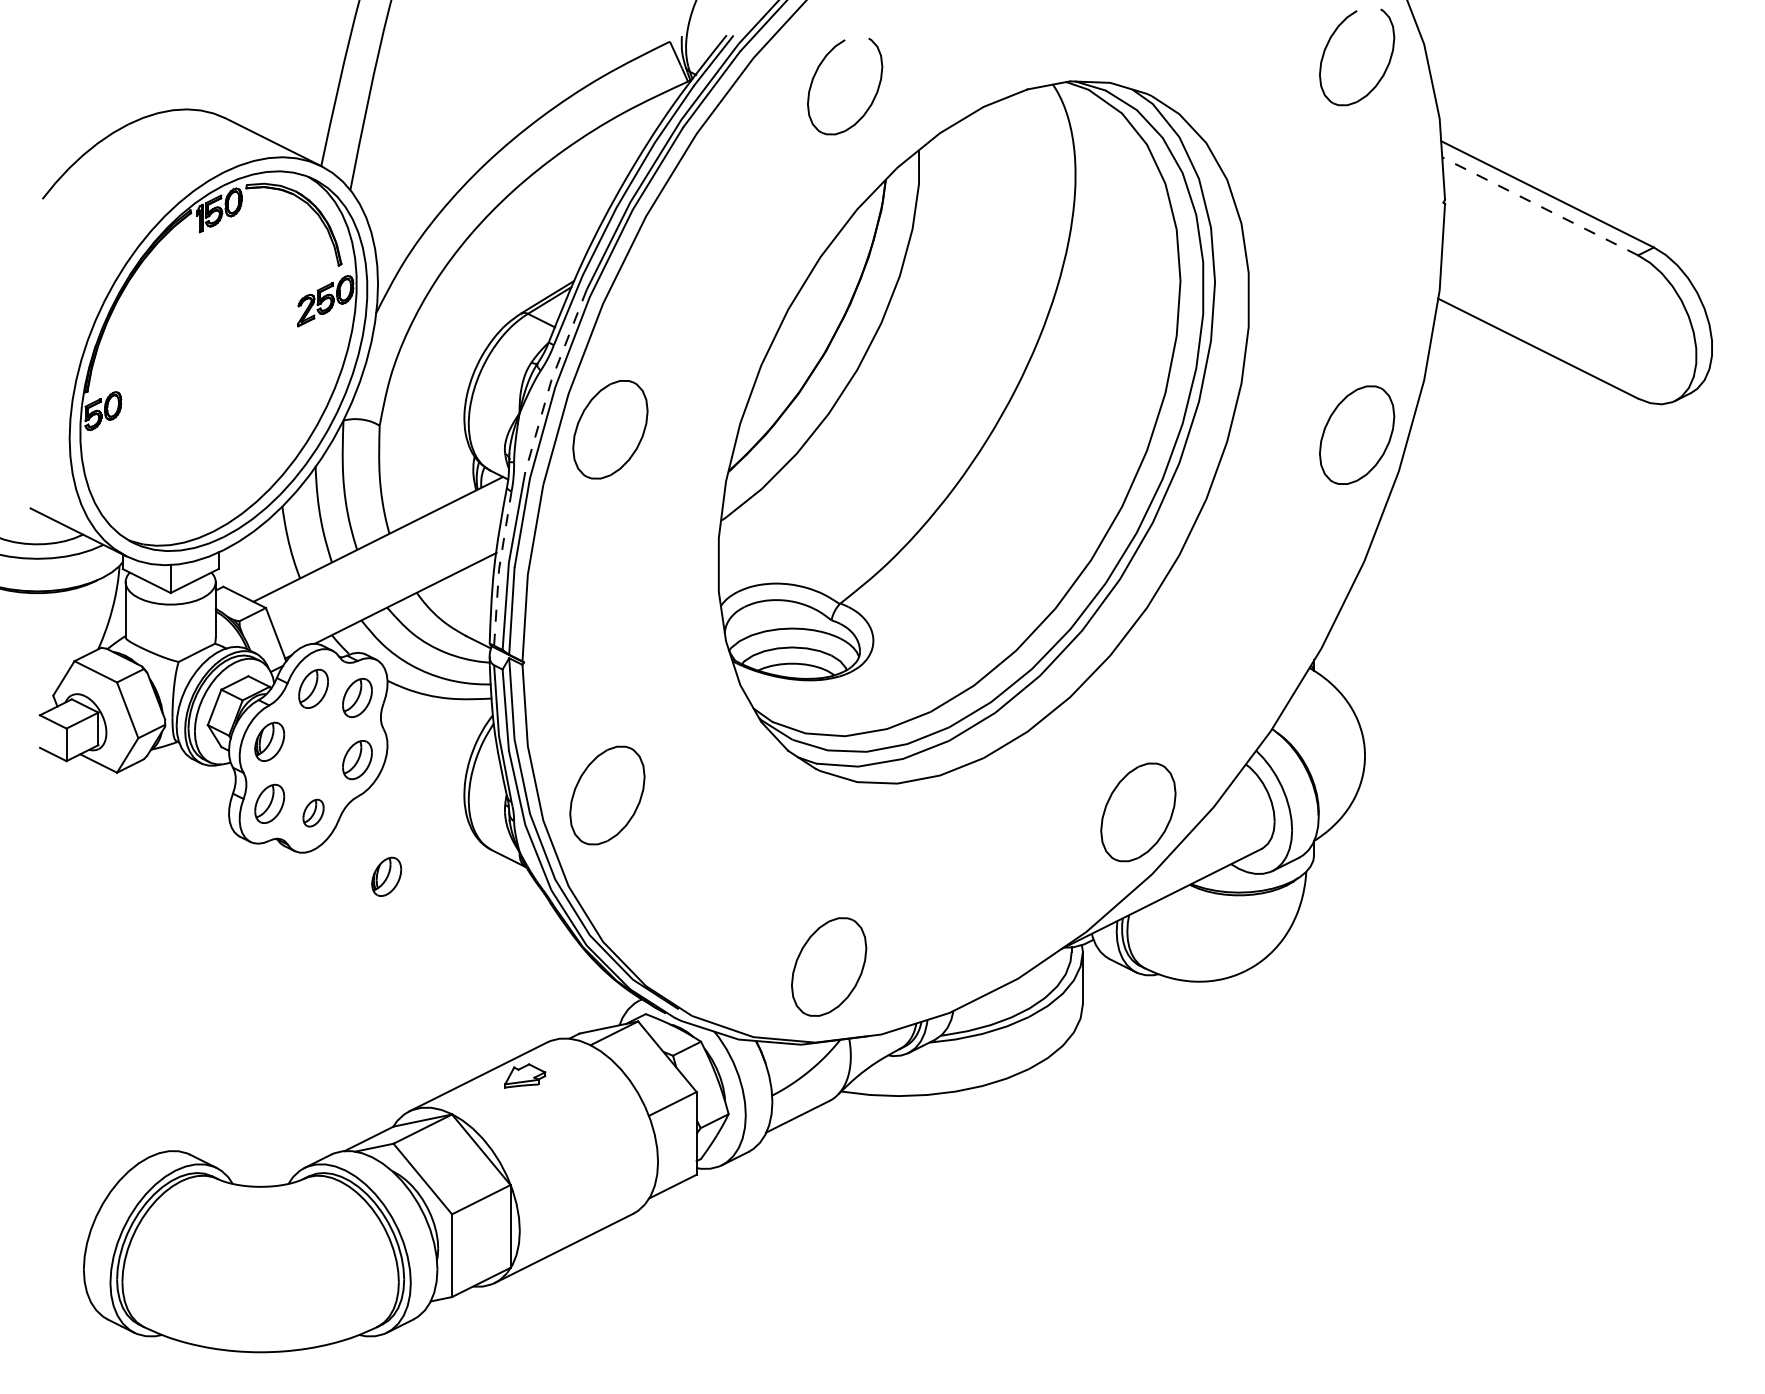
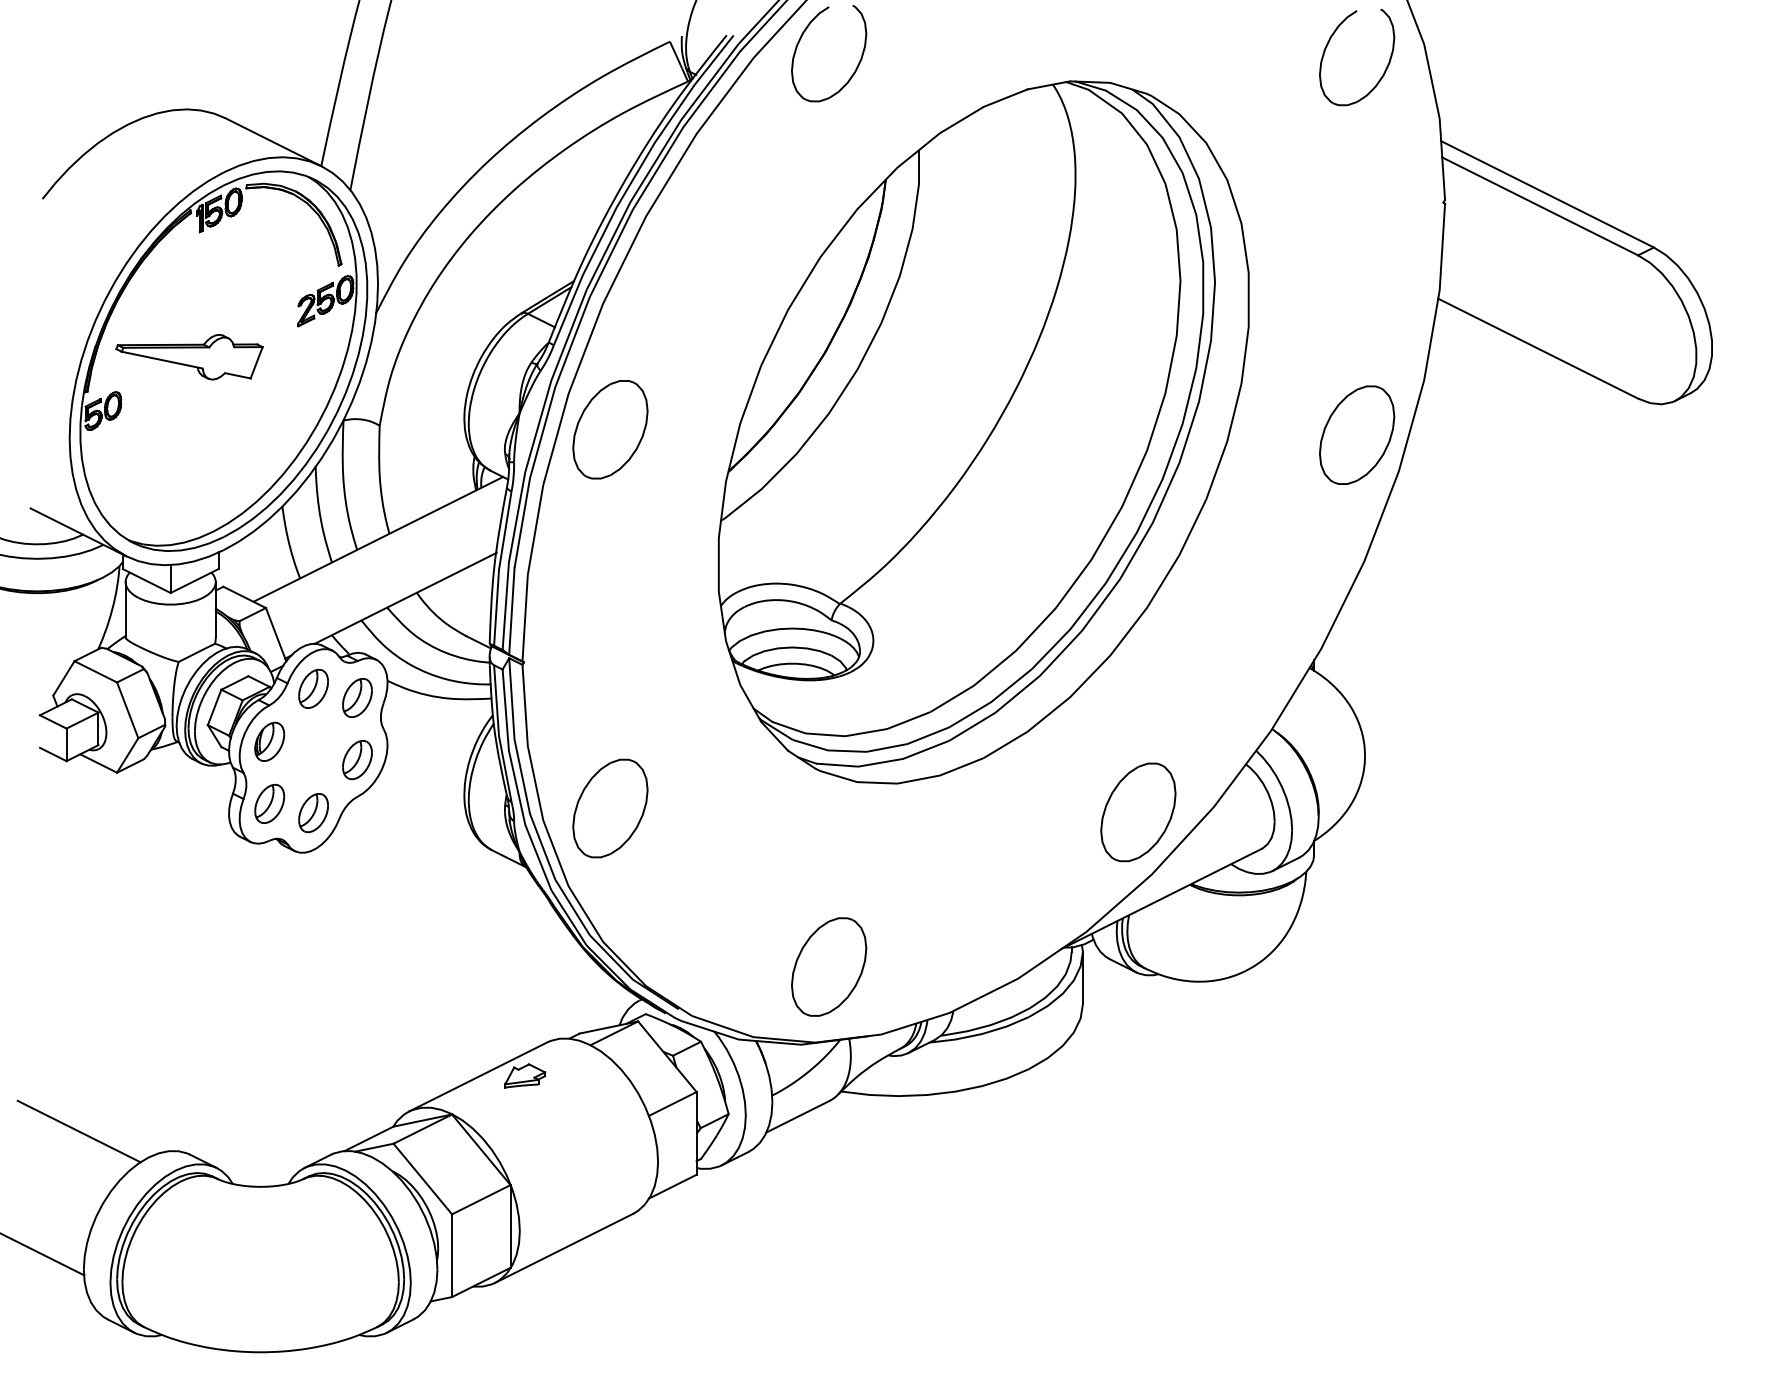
part position: (872, 99) -> (856, 66) (856, 66)
line: dashed -> solid (1540, 206)
part: none -> present (189, 357)
line: dashed -> solid (551, 380)
line: dashed -> solid (499, 568)
part position: (607, 795) -> (610, 808) (610, 808)
part size: 23x30 px -> 31x41 px (313, 813)
part: present -> none (386, 876)
line: none -> present (78, 1131)
line: none -> present (43, 1254)
